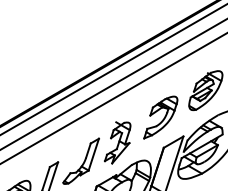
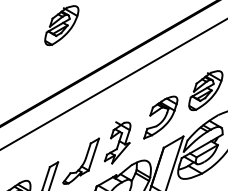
part: none -> present (61, 25)
line: present -> none (113, 69)
line: present -> none (113, 98)
